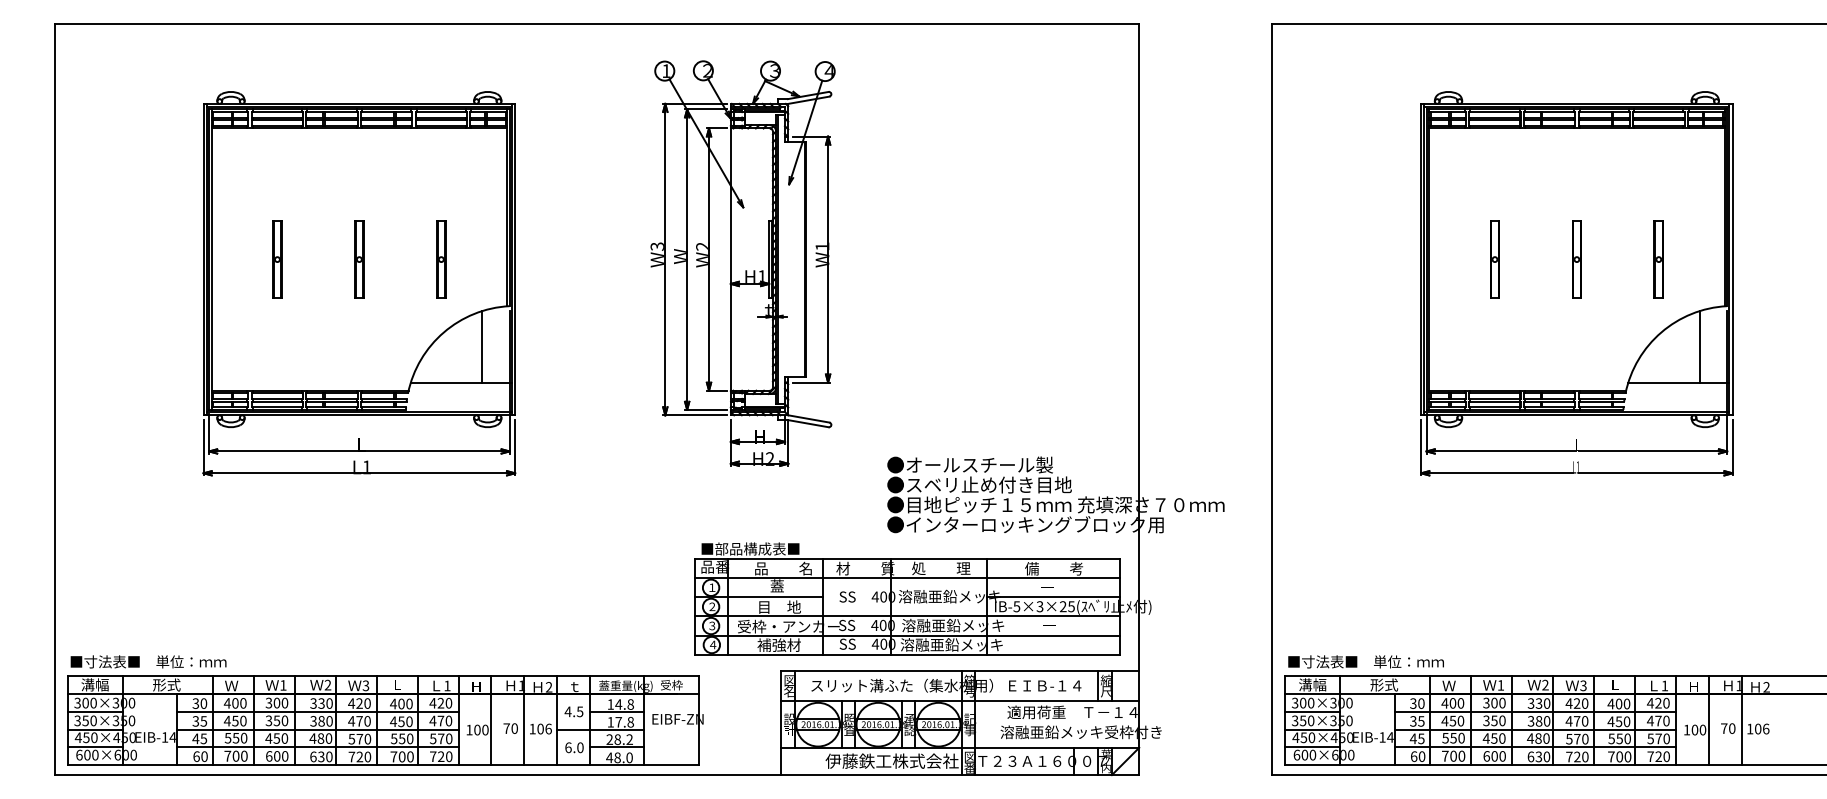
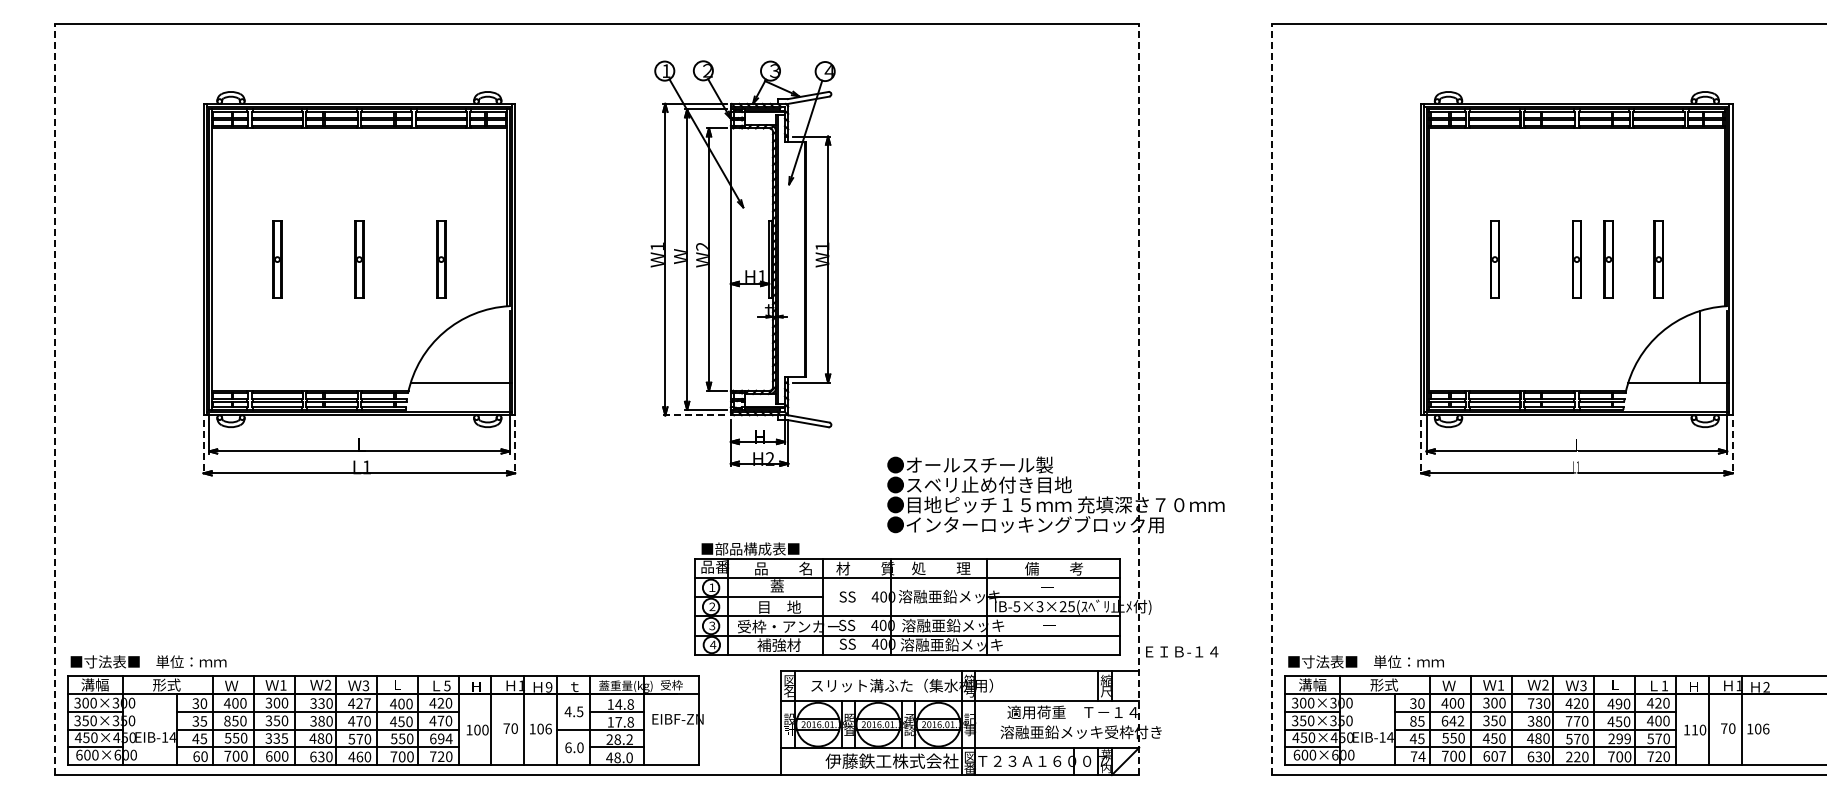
text: W3 -> W1 (656, 246)
part: none -> present (1608, 259)
line: present -> none (482, 346)
line: solid -> dashed (54, 399)
line: solid -> dashed (1139, 399)
line: solid -> dashed (1272, 399)
line: solid -> dashed (694, 415)
line: solid -> dashed (203, 447)
line: solid -> dashed (515, 447)
line: solid -> dashed (1421, 447)
line: solid -> dashed (1732, 447)
text: 1 -> 5 (447, 685)
text position: (1045, 685) -> (1182, 651) (1182, 651)
text: 2 -> 9 (548, 687)
text: 420 -> 427 (367, 703)
text: 330 -> 730 (1530, 703)
text: 400 -> 490 (1618, 704)
text: 450 -> 850 (226, 720)
text: 450 -> 642 (1452, 720)
text: 470 -> 400 (1658, 720)
text: 35 -> 85 (1413, 721)
text: 470 -> 770 (1568, 721)
text: 100 -> 110 (1694, 729)
text: 450 -> 335 (276, 738)
text: 570 -> 694 (441, 738)
text: 550 -> 299 (1619, 738)
text: 720 -> 460 (355, 756)
text: 60 -> 74 (1418, 756)
text: 600 -> 607 (1502, 756)
text: 720 -> 220 (1569, 756)
